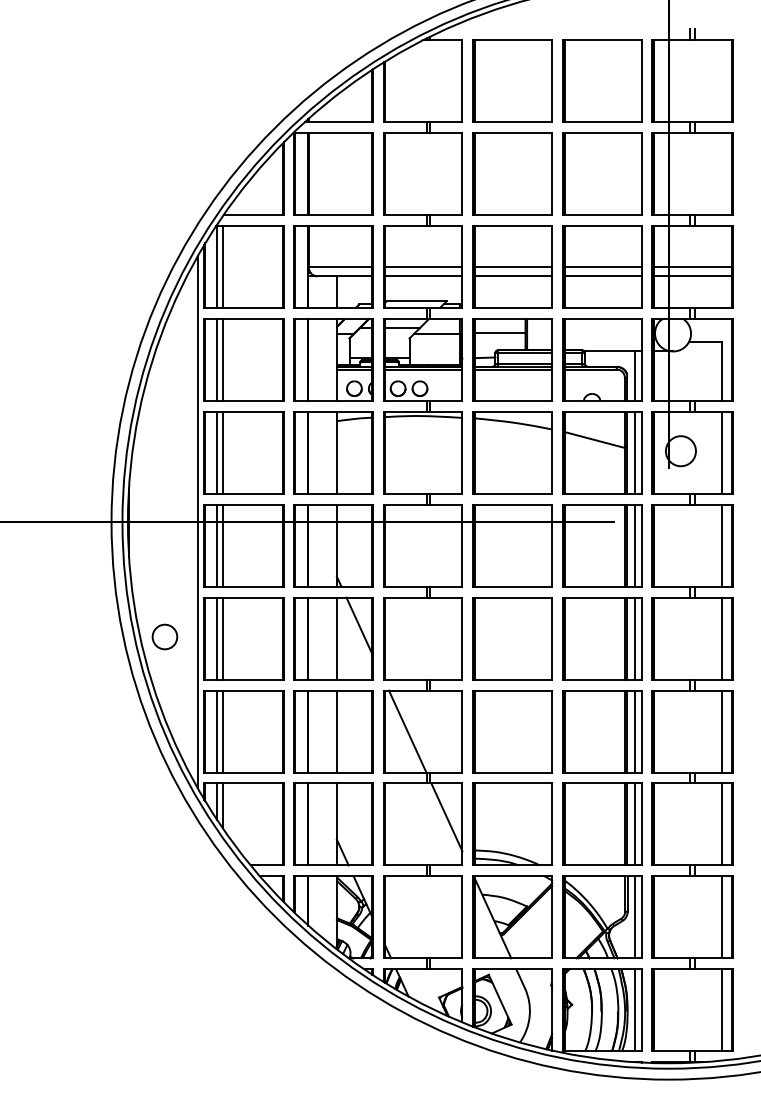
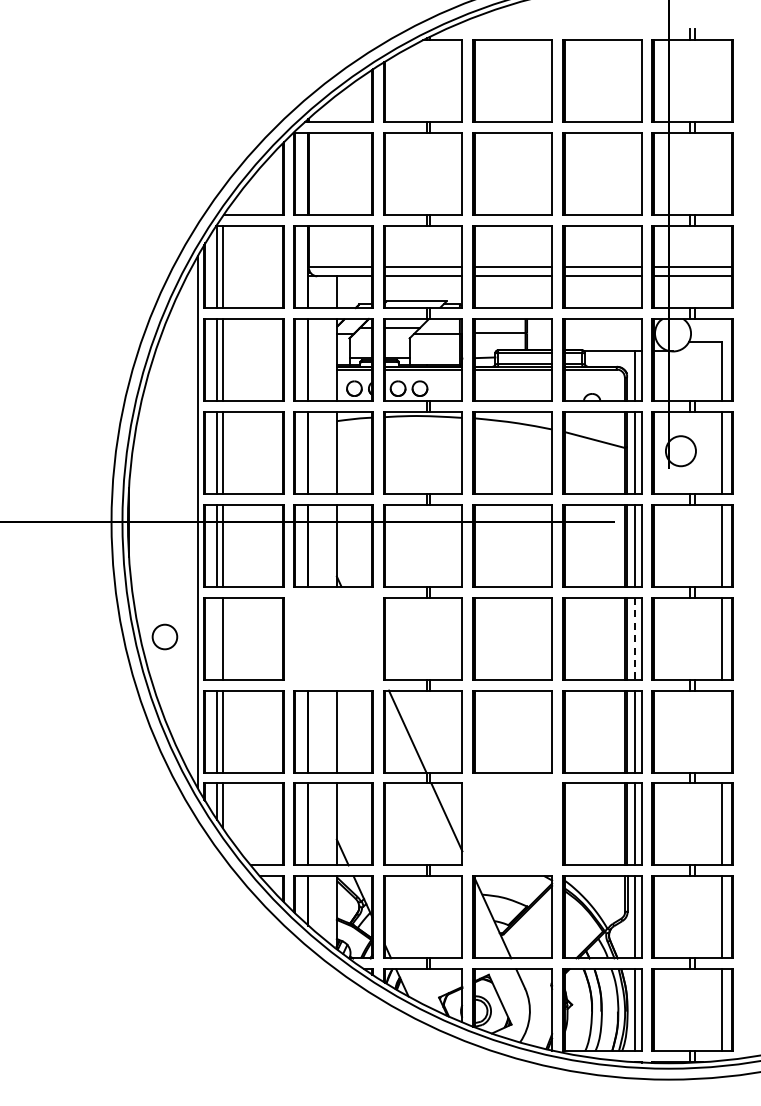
line: present -> none (217, 638)
part: present -> none (333, 638)
line: solid -> dashed (634, 638)
line: present -> none (721, 731)
part: present -> none (512, 824)
